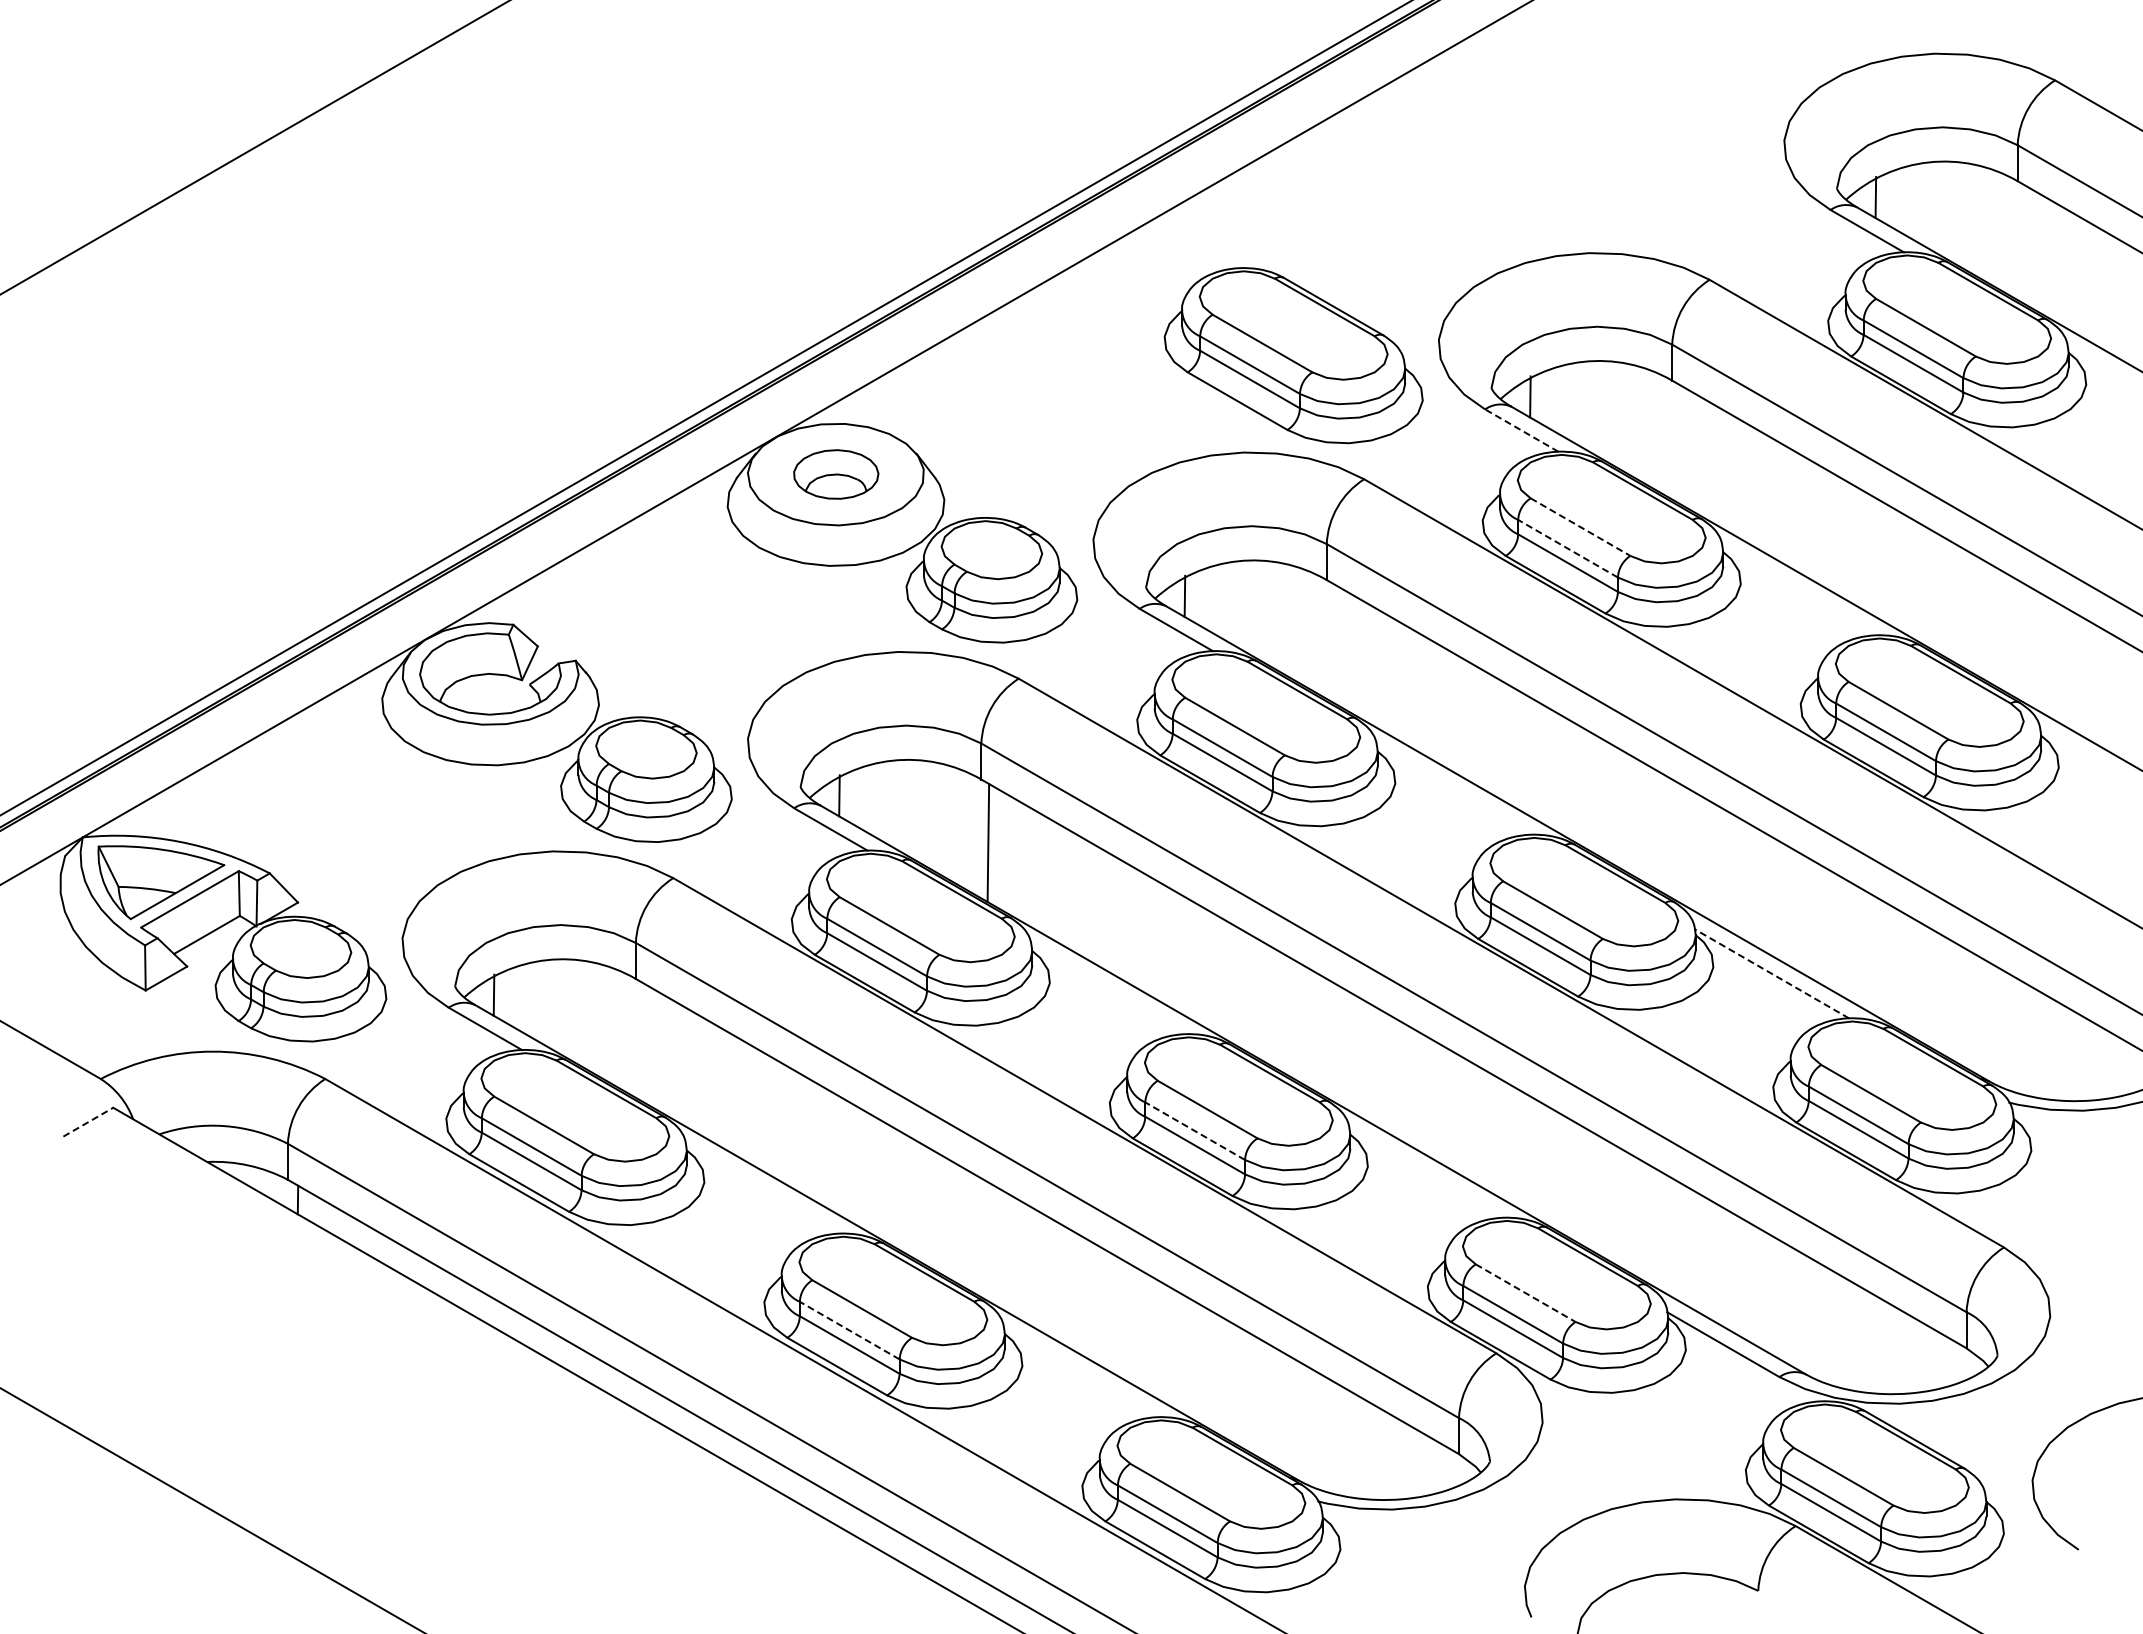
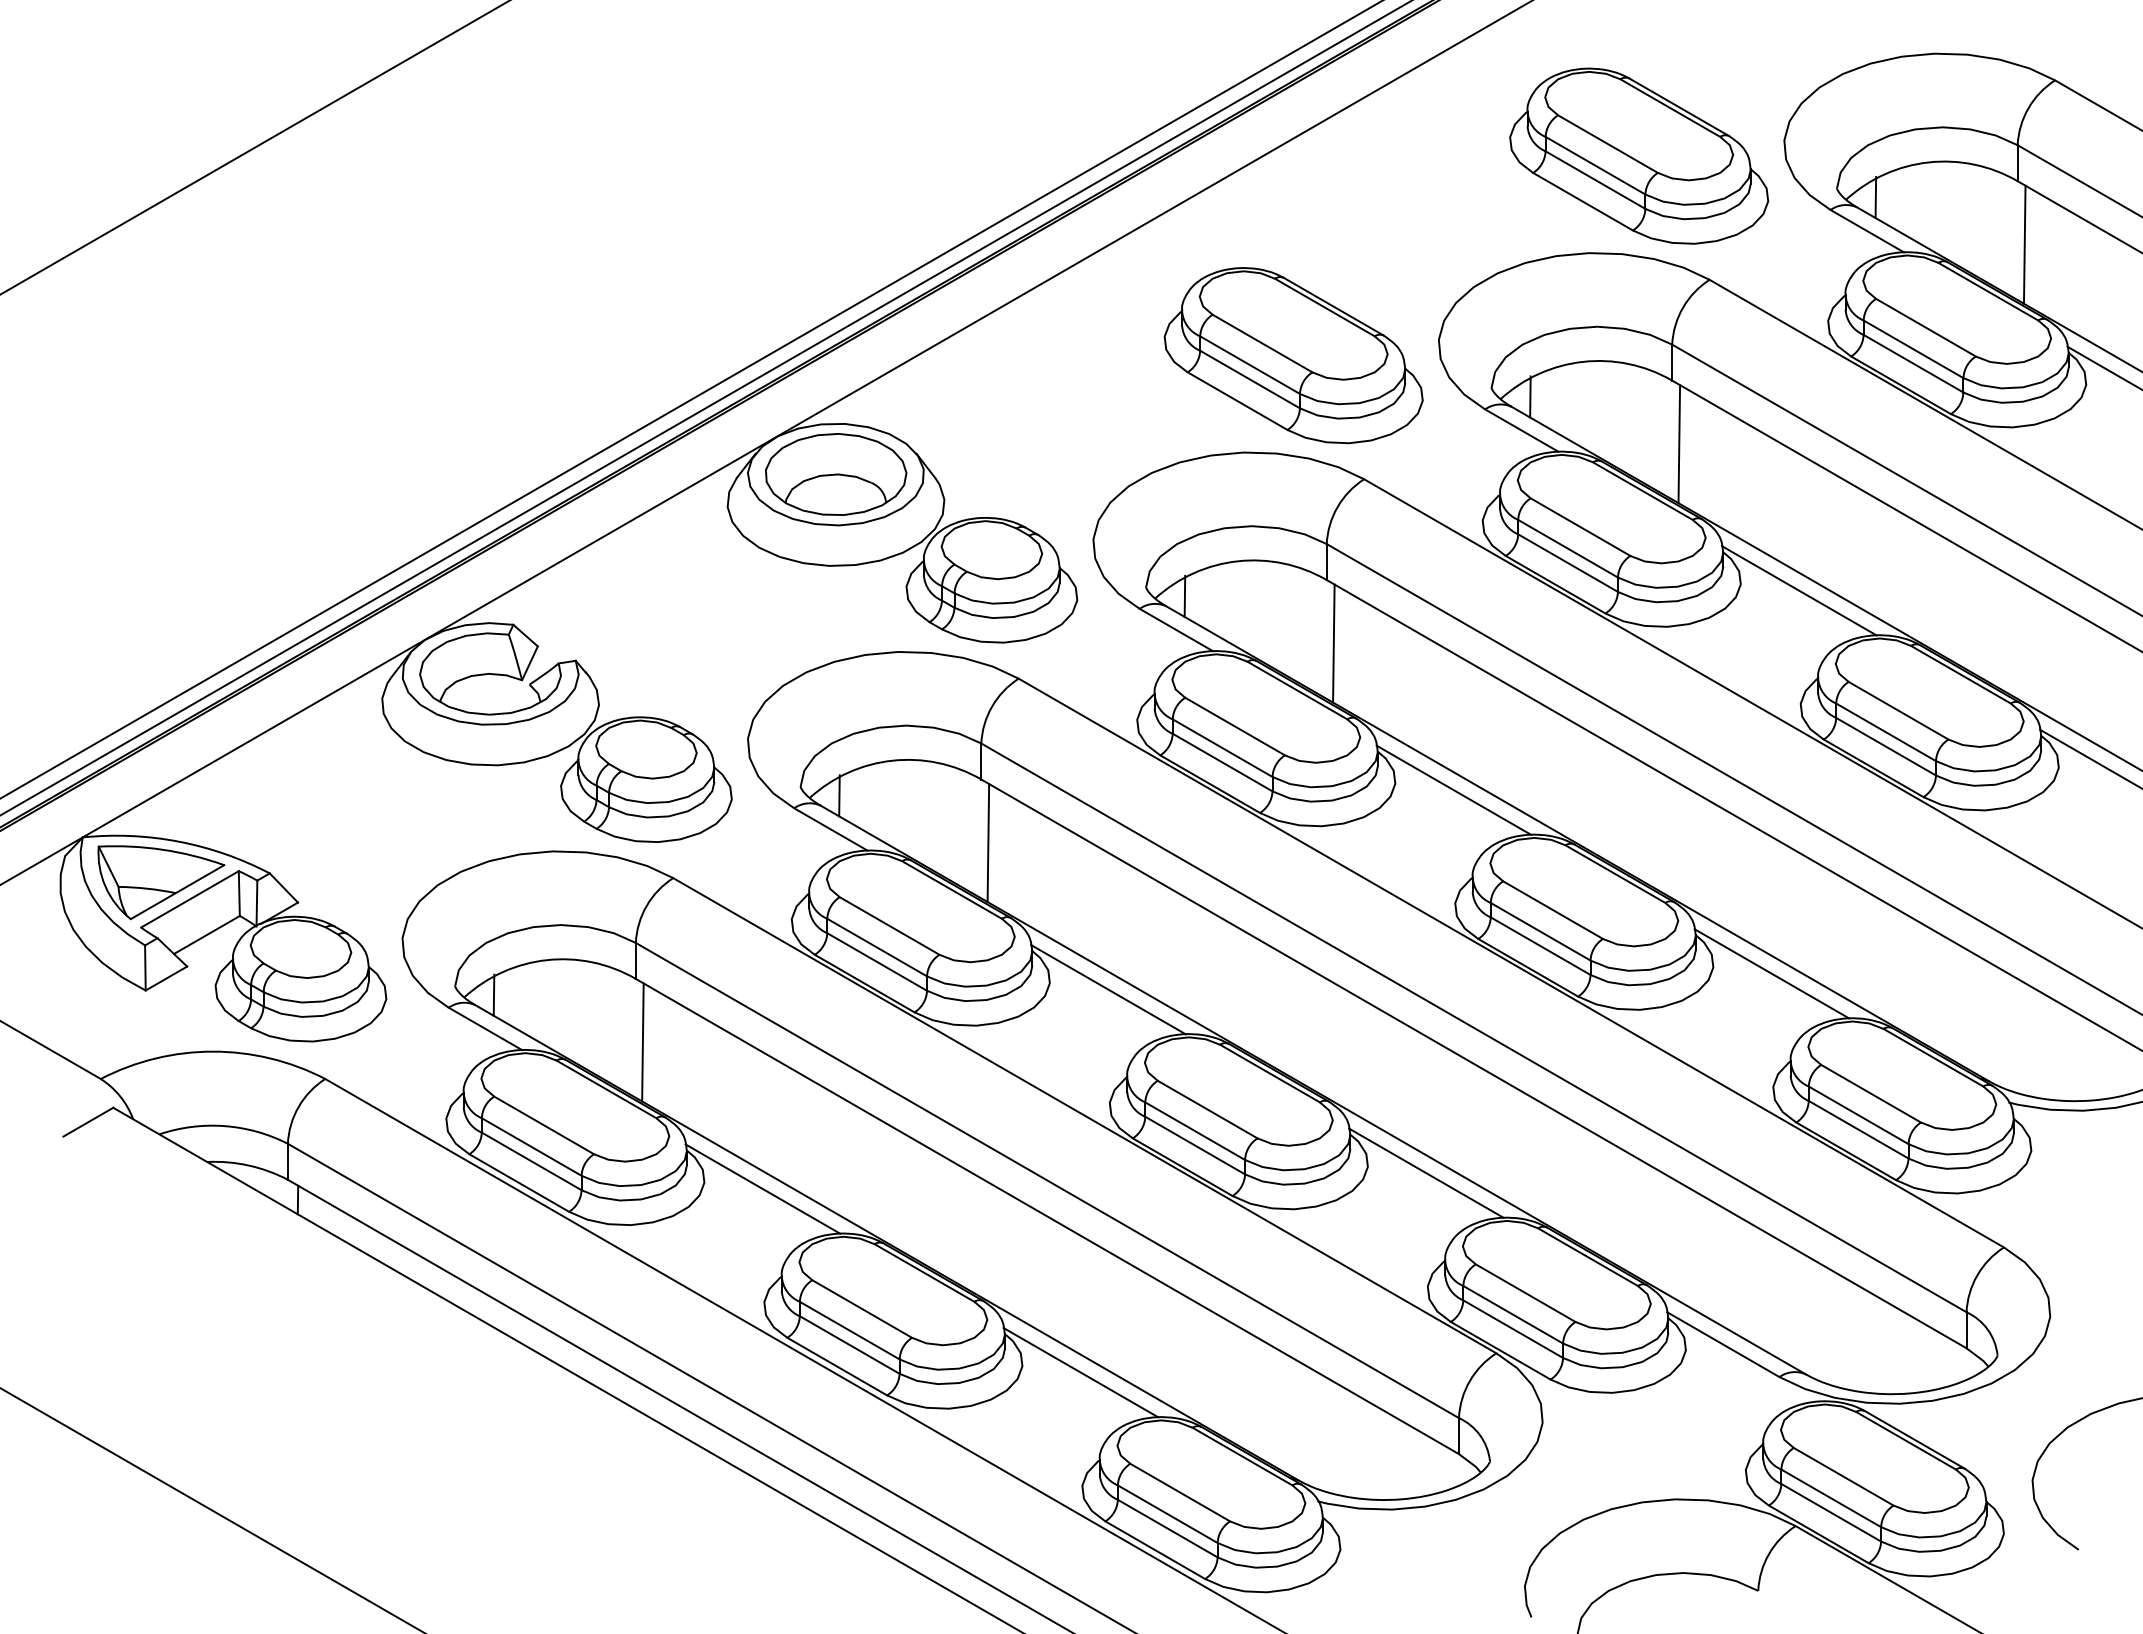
part: none -> present (1639, 155)
line: none -> present (2024, 244)
line: none -> present (2103, 367)
line: none -> present (690, 399)
line: dashed -> solid (1521, 430)
line: none -> present (1679, 444)
part size: 87x51 px -> 143x83 px (836, 474)
line: dashed -> solid (1580, 527)
line: dashed -> solid (1568, 548)
line: none -> present (1799, 590)
line: none -> present (1333, 643)
line: none -> present (2089, 758)
line: none -> present (1453, 789)
line: dashed -> solid (1771, 973)
line: none -> present (1108, 989)
line: none -> present (642, 1042)
line: dashed -> solid (88, 1122)
line: dashed -> solid (1195, 1131)
line: none -> present (1426, 1172)
line: none -> present (762, 1188)
line: dashed -> solid (1525, 1293)
line: dashed -> solid (849, 1330)
line: none -> present (1080, 1372)
